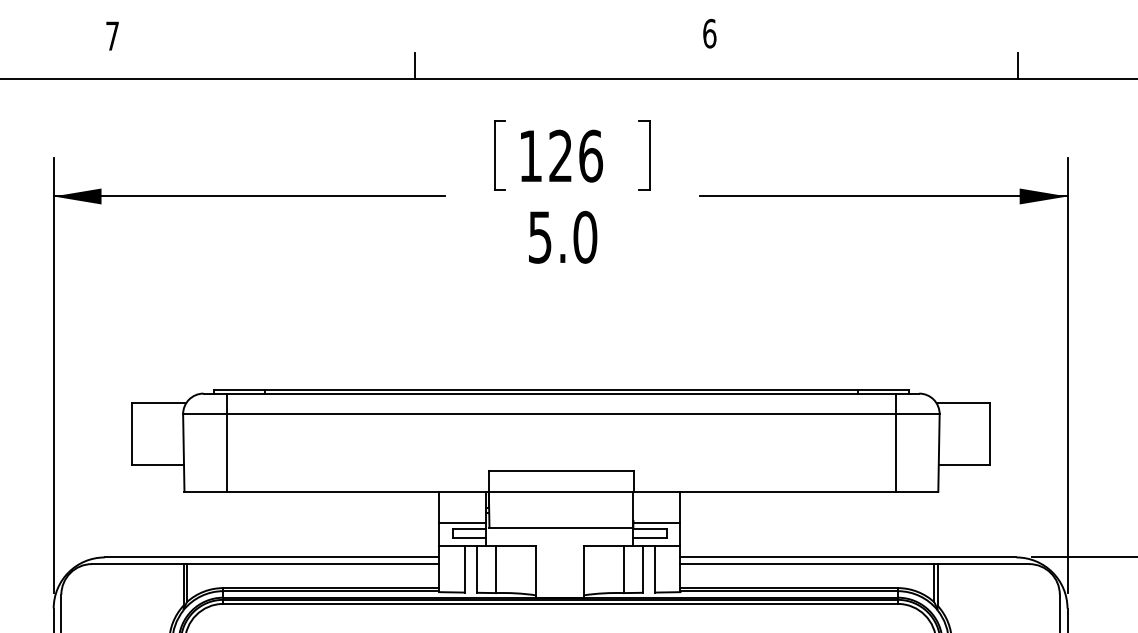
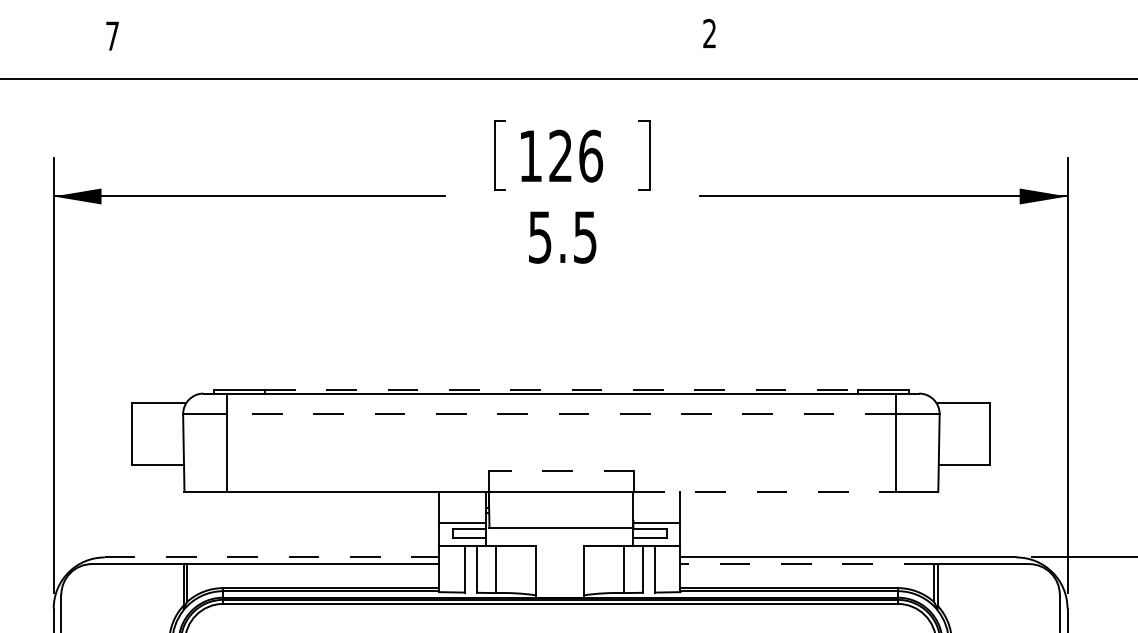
text: 6 -> 2 (709, 33)
line: present -> none (414, 66)
line: present -> none (1018, 66)
text: 5.0 -> 5.5 (585, 236)
line: solid -> dashed (561, 389)
line: solid -> dashed (560, 414)
line: solid -> dashed (561, 470)
line: solid -> dashed (764, 491)
line: solid -> dashed (272, 557)
line: solid -> dashed (807, 564)
